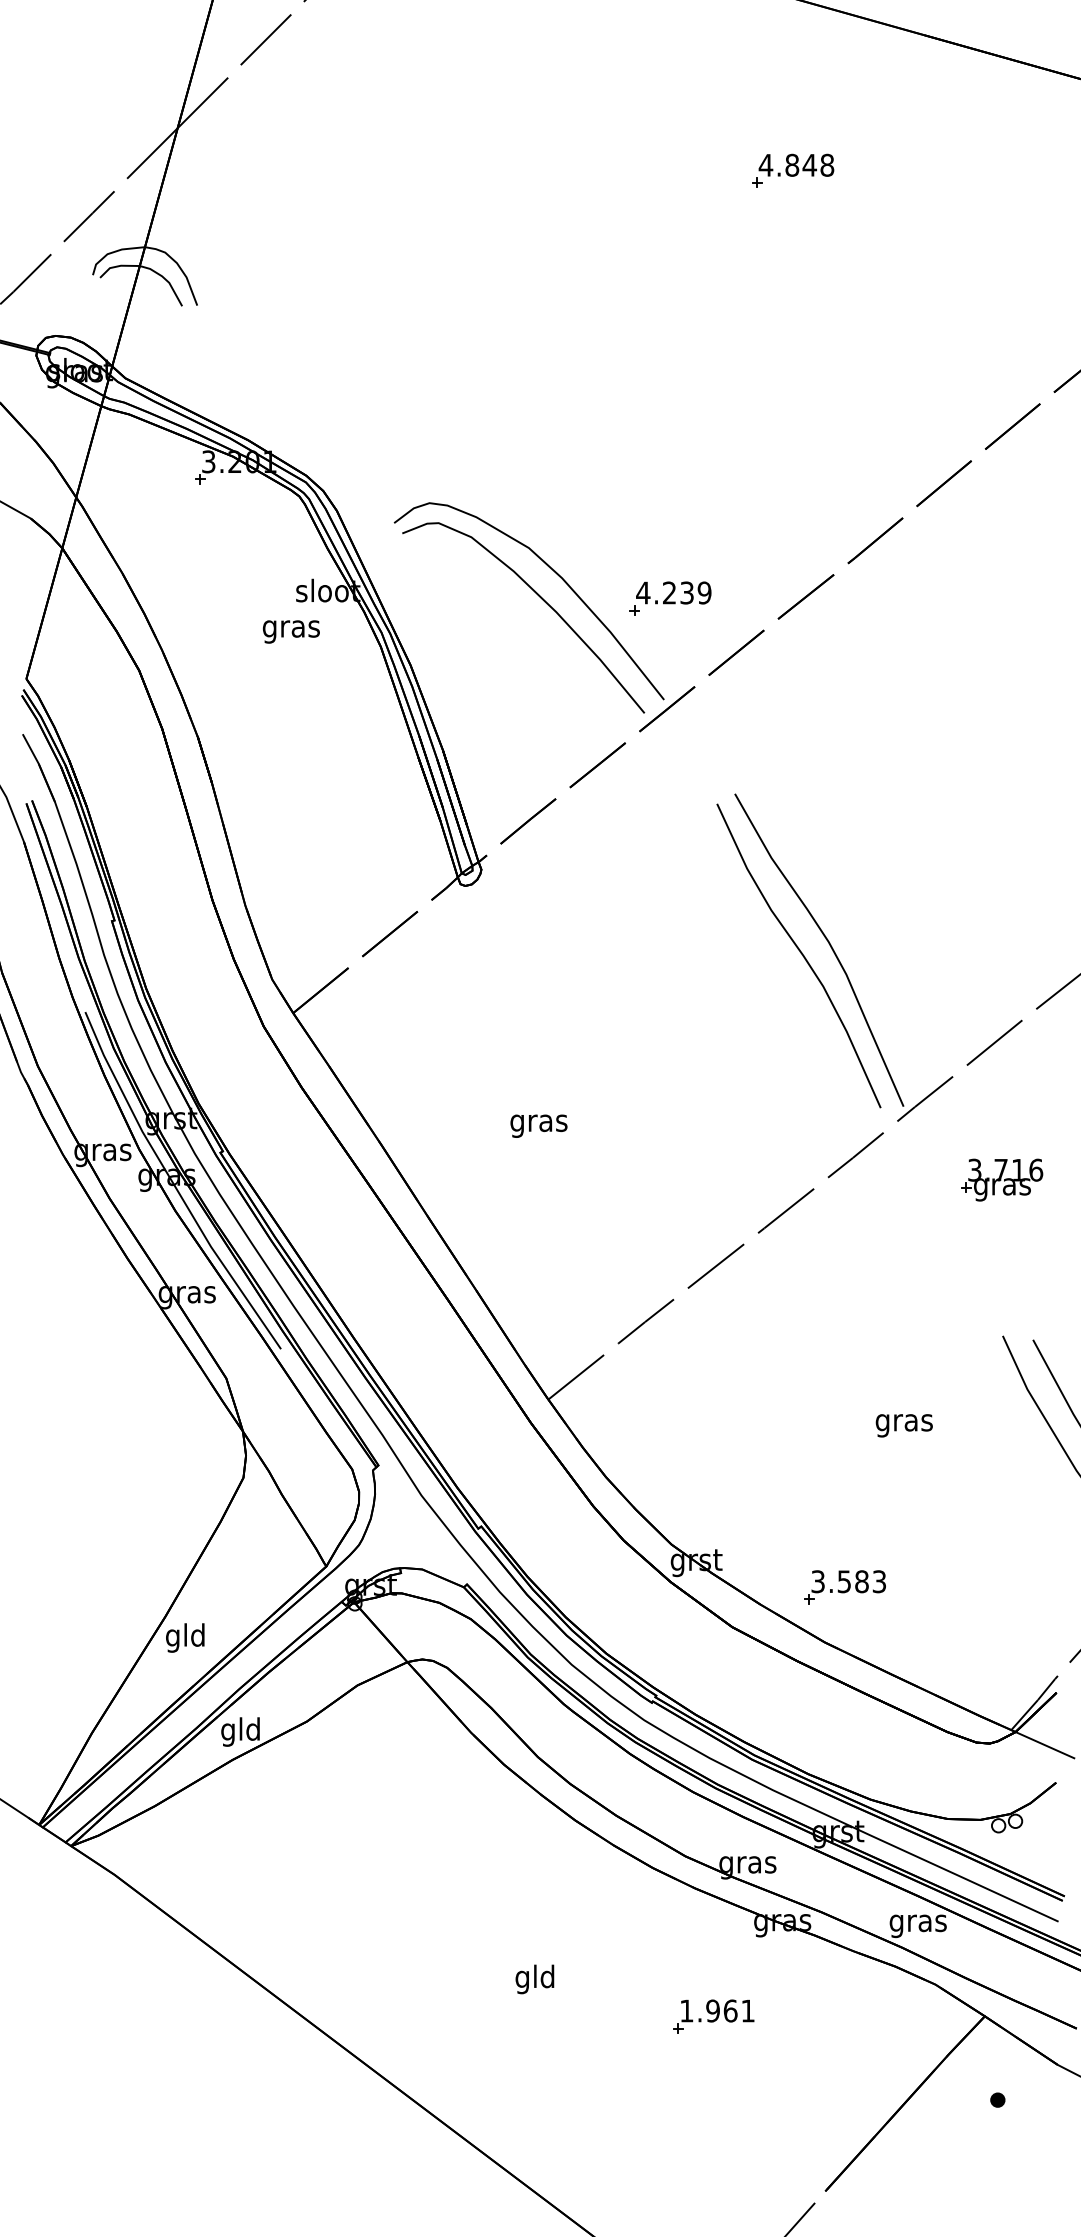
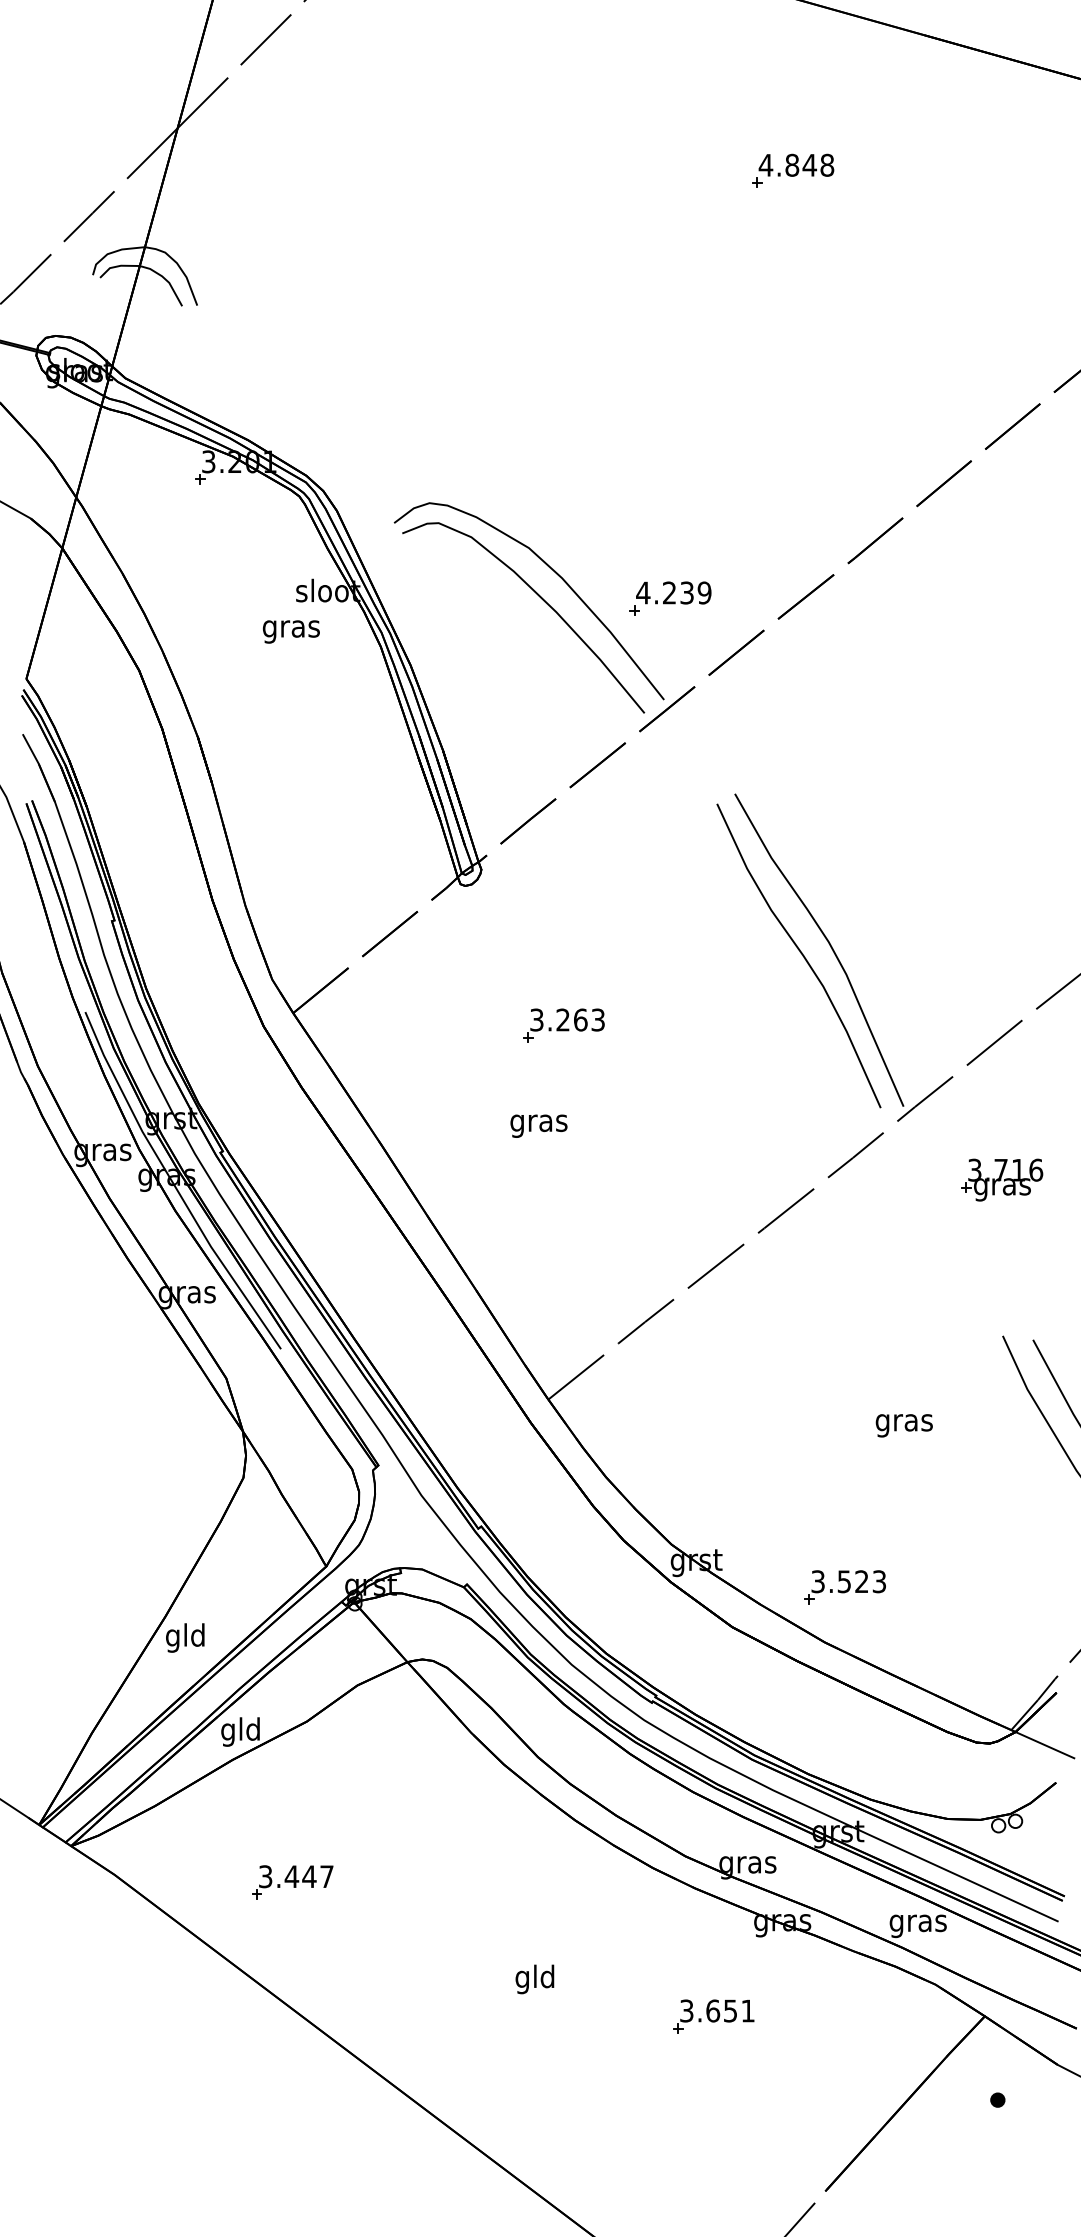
part: none -> present (563, 1025)
text: 3.583 -> 3.523 (861, 1581)
part: none -> present (292, 1882)
text: 1.961 -> 3.651 (708, 2010)
